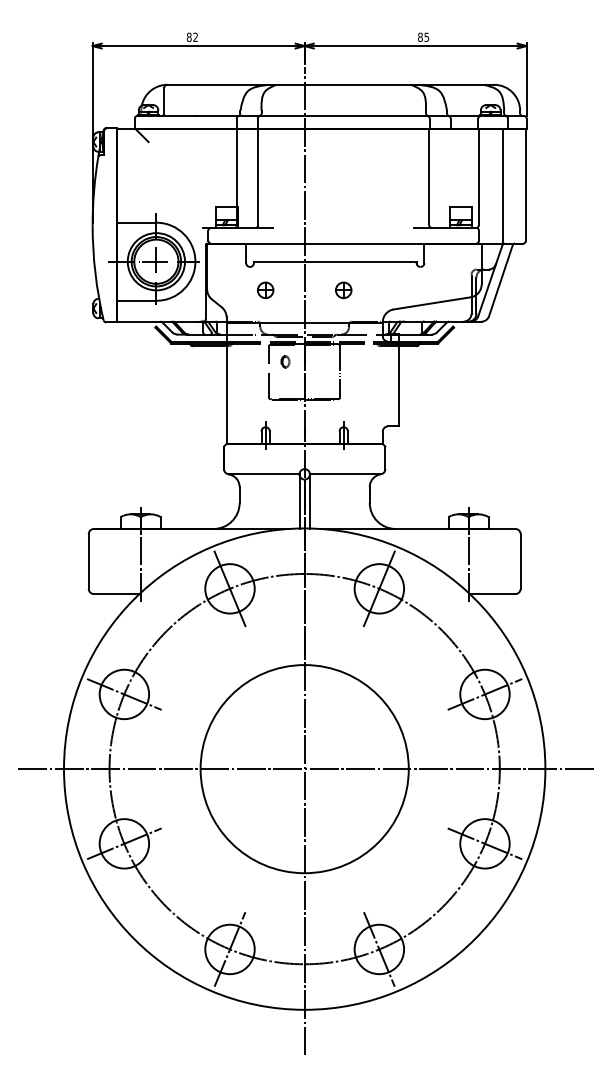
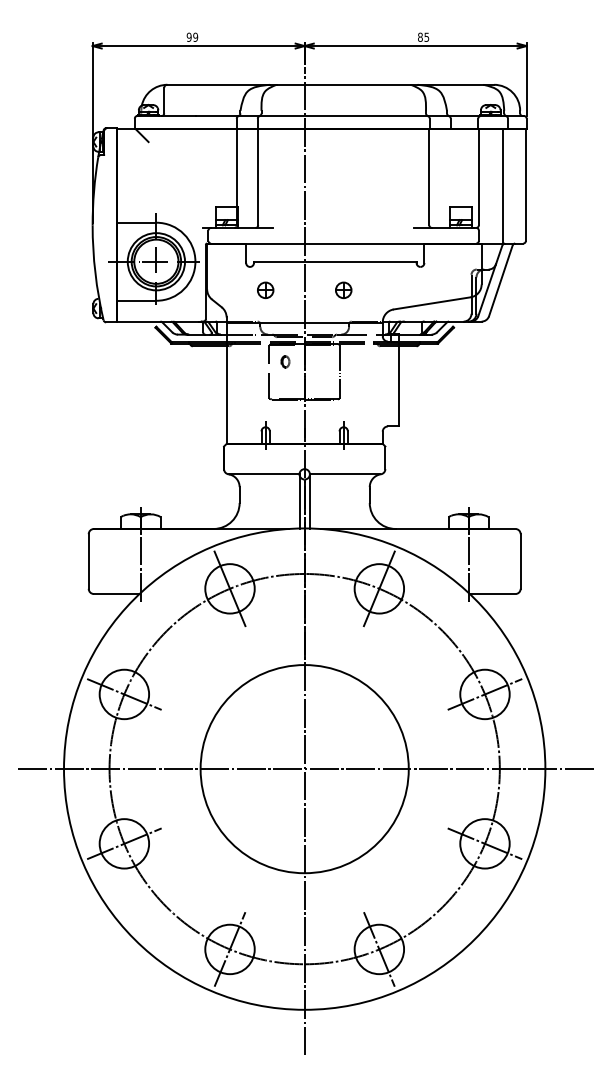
text: 82 -> 99 (192, 36)
